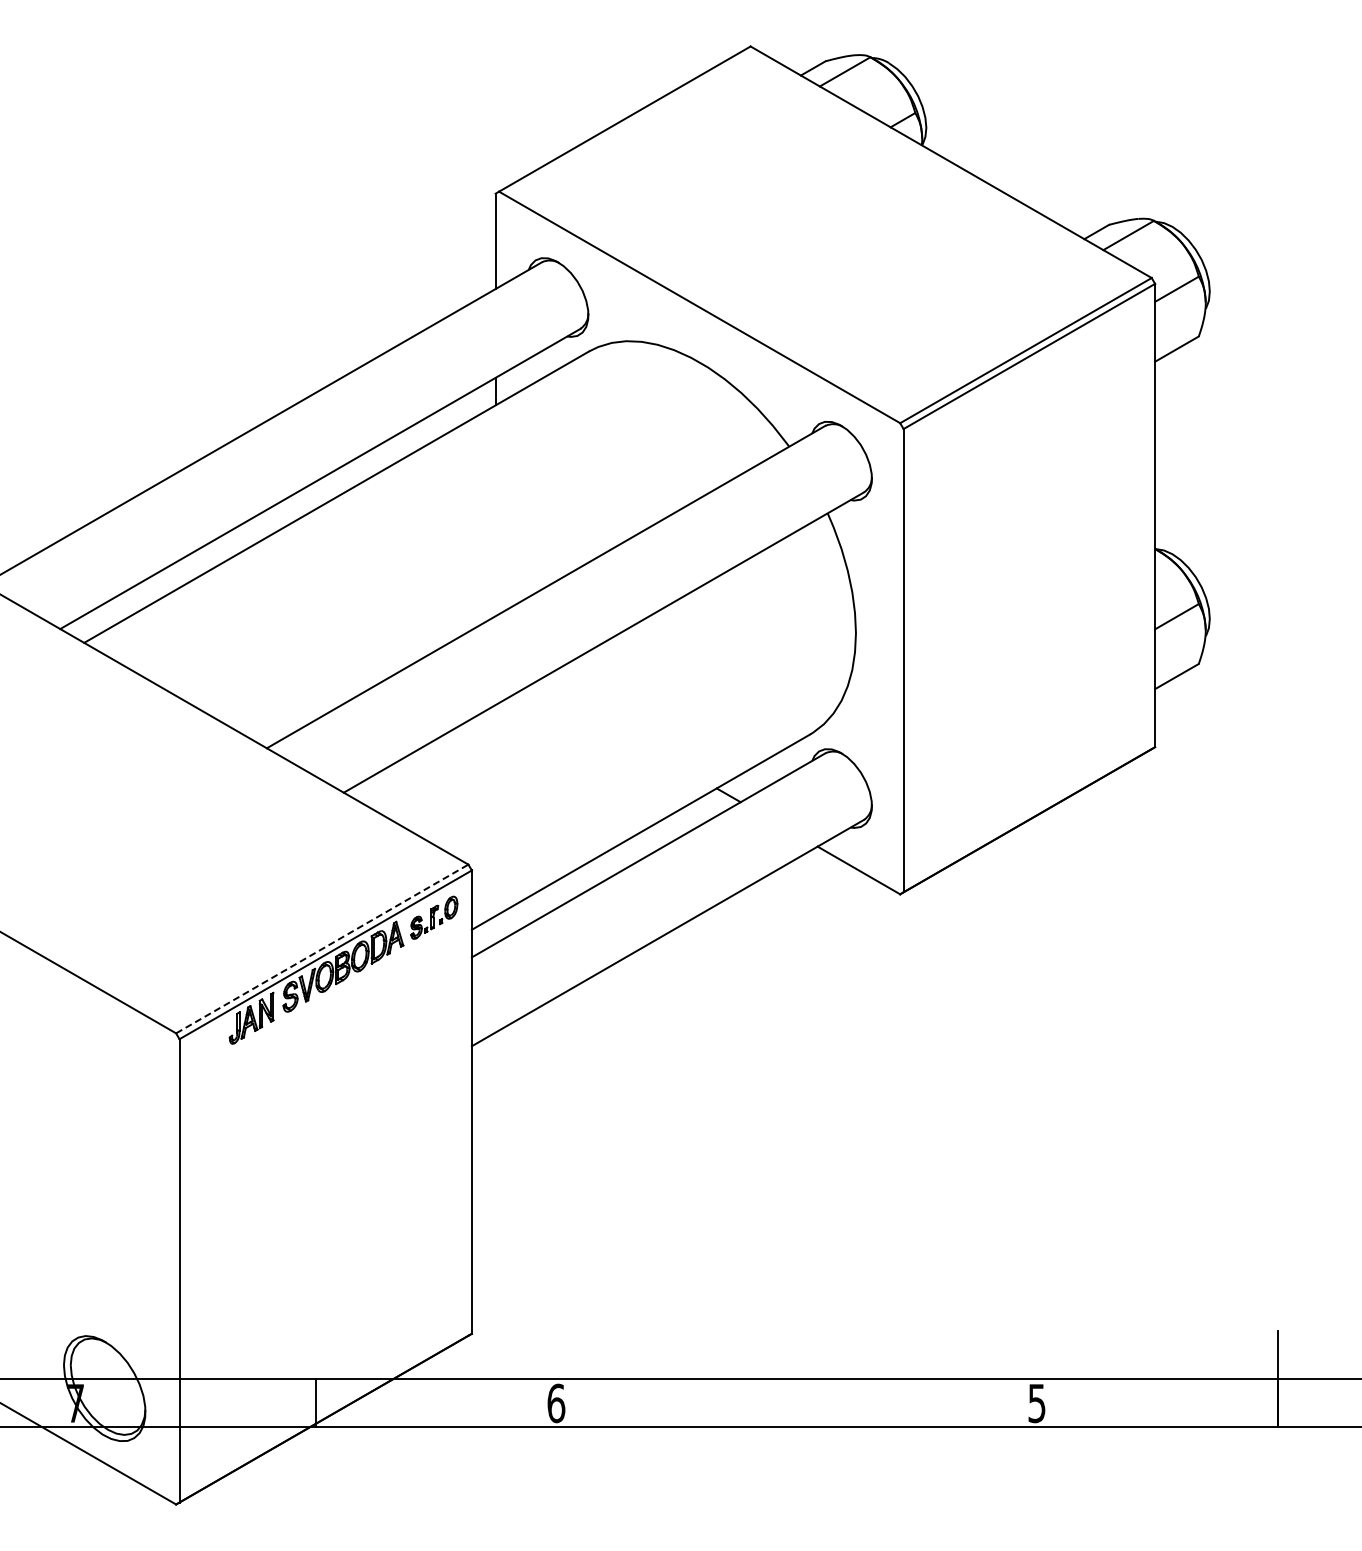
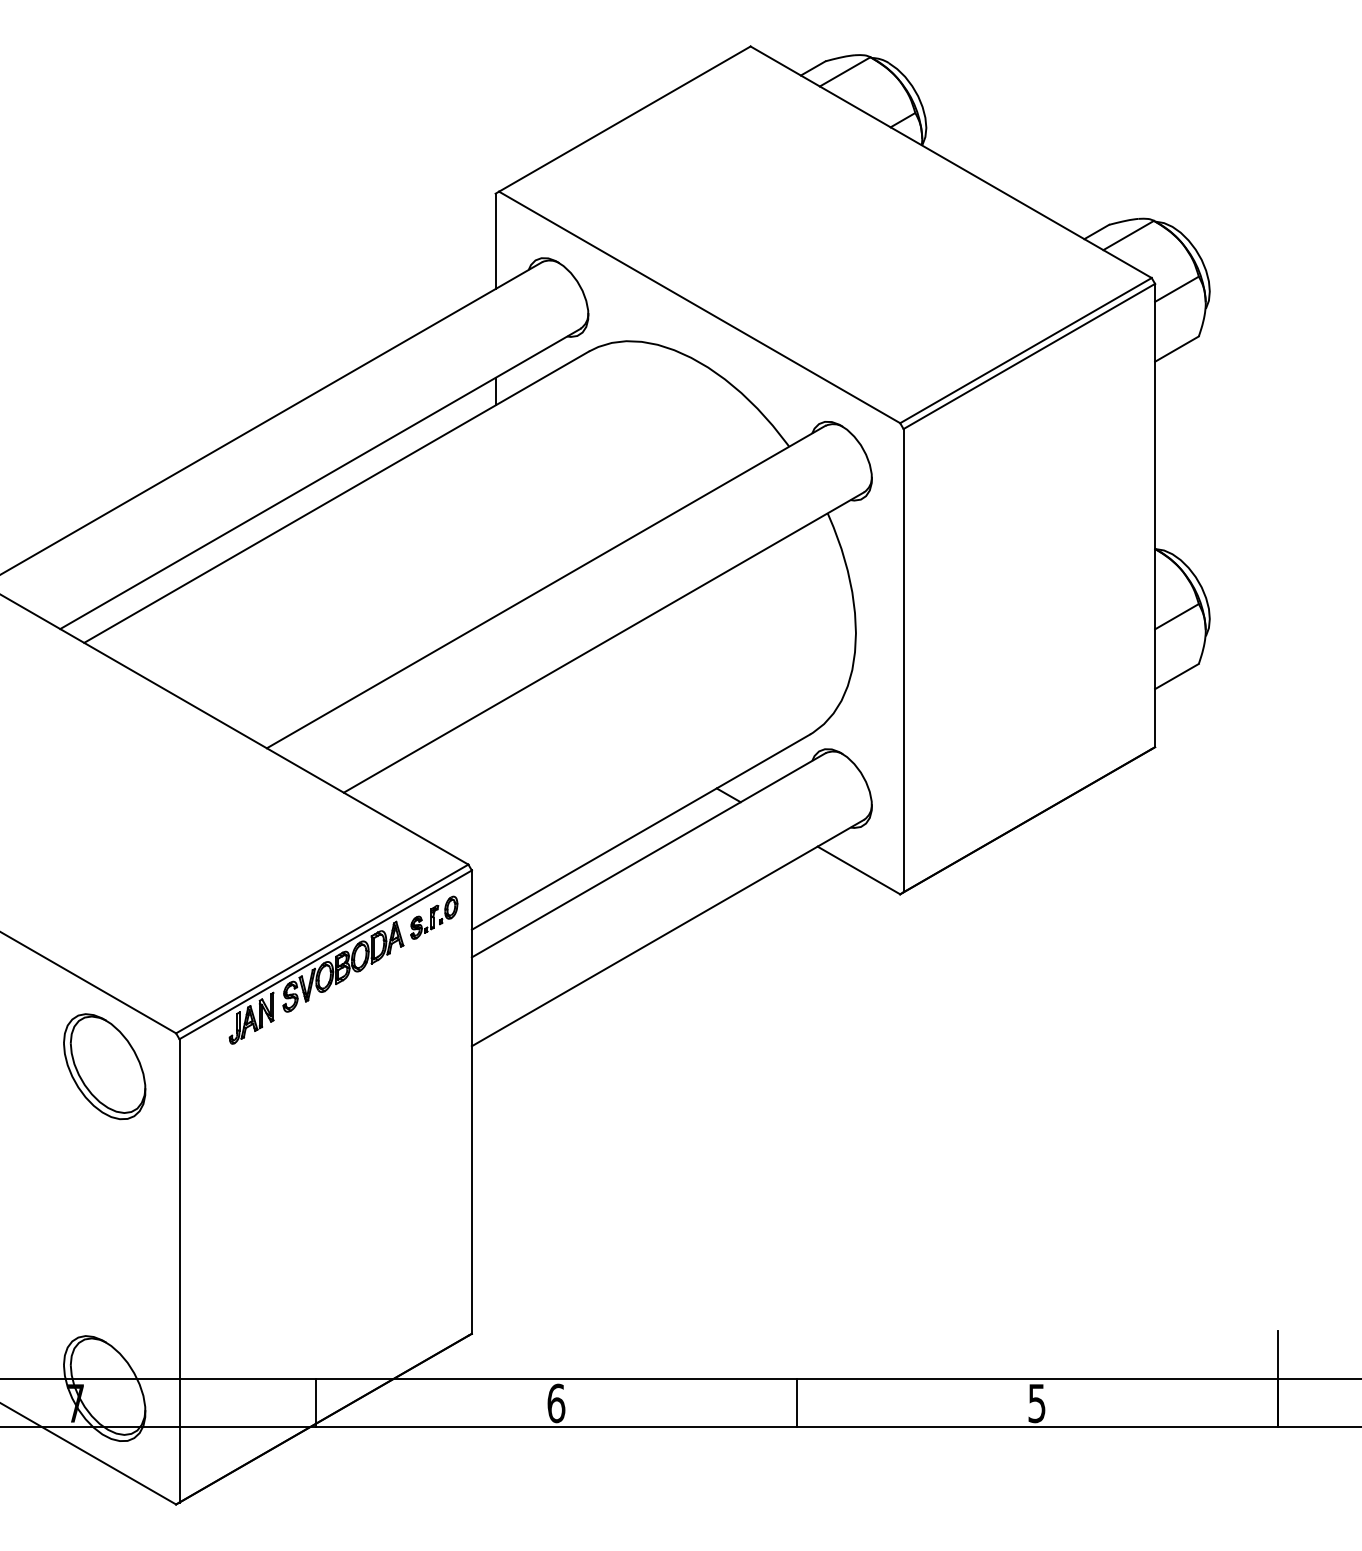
line: dashed -> solid (322, 948)
part: none -> present (104, 1066)
line: none -> present (797, 1403)
